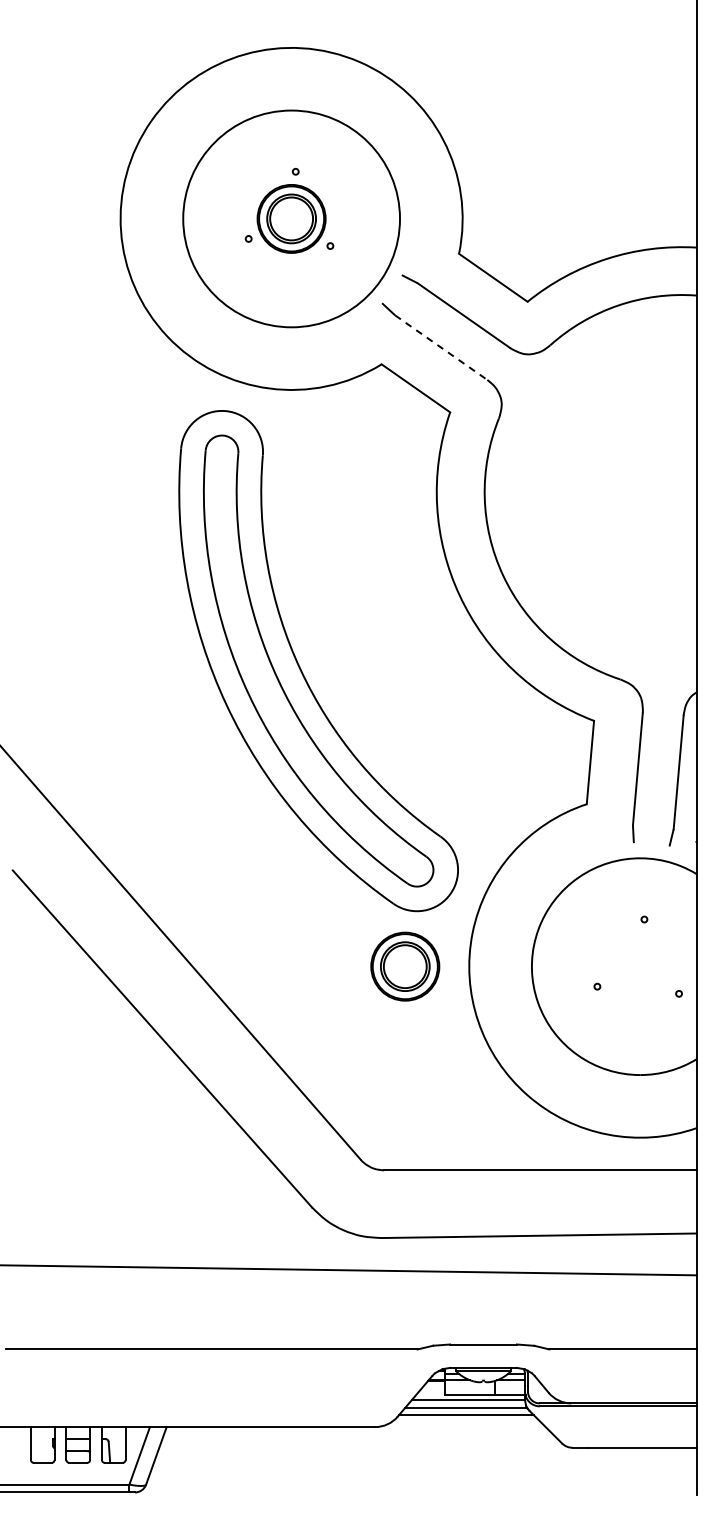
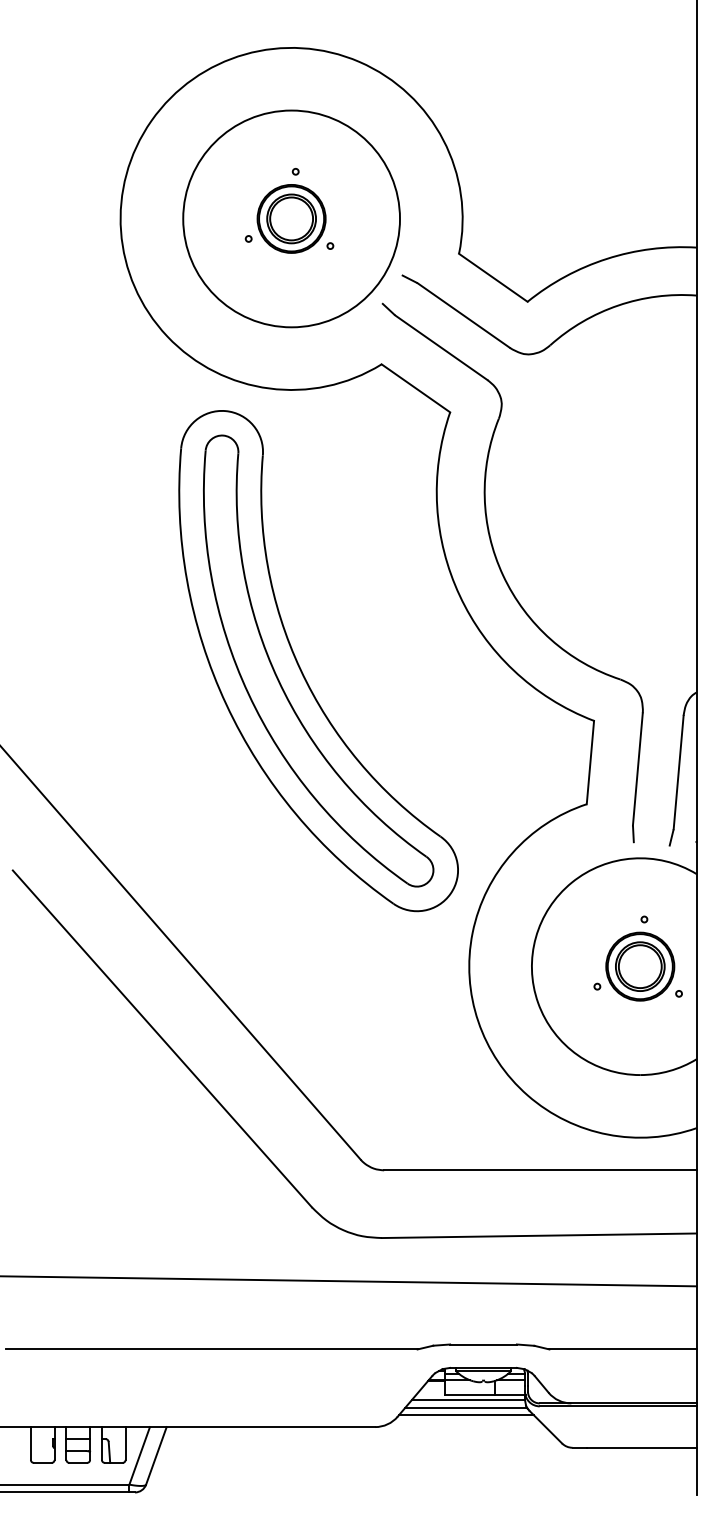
line: dashed -> solid (441, 347)
part position: (405, 966) -> (640, 966) (640, 966)
line position: (349, 1270) -> (349, 1281) (349, 1281)
